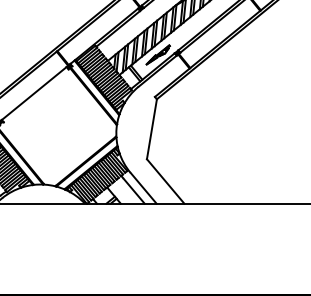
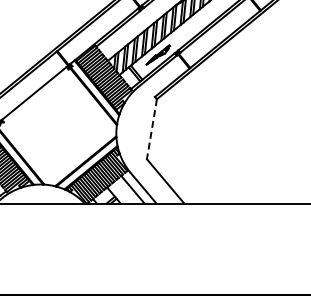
line: solid -> dashed (151, 129)
